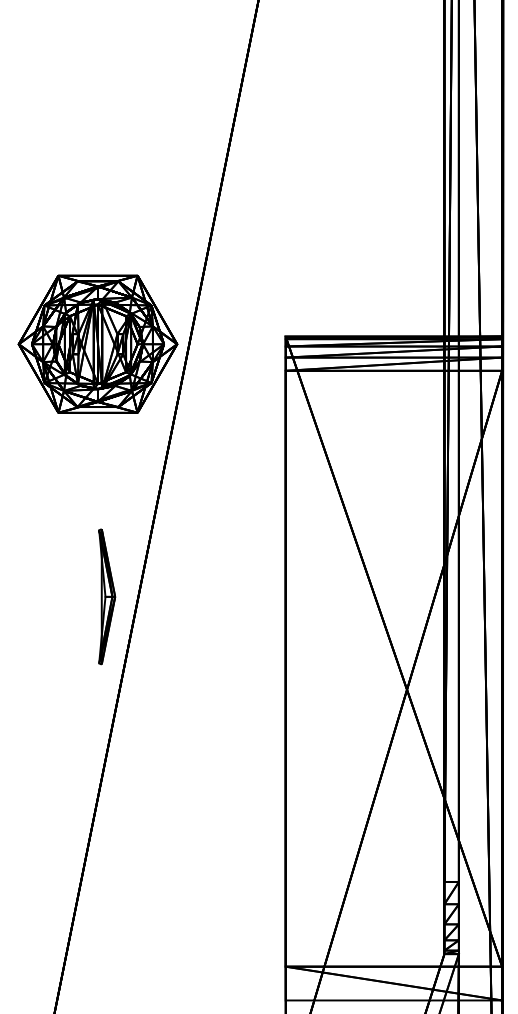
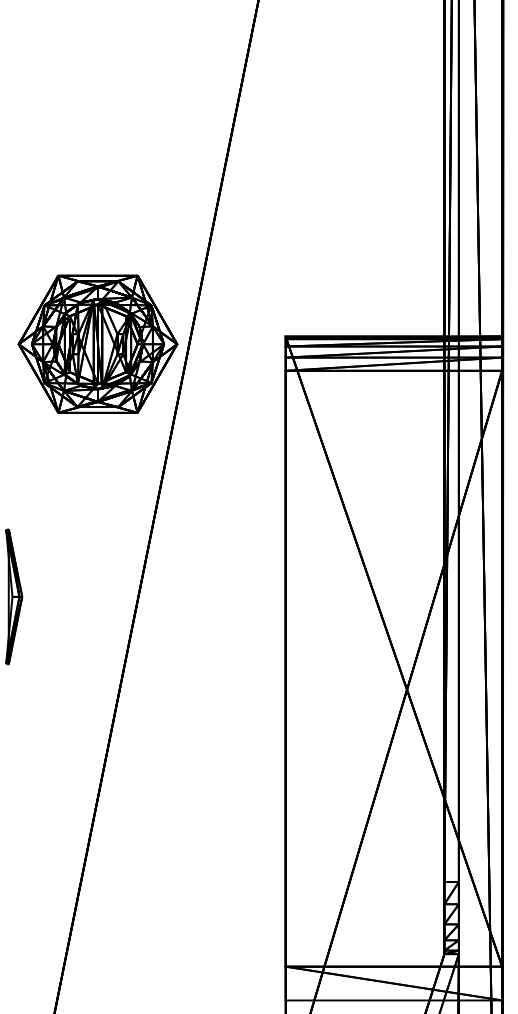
part position: (107, 596) -> (14, 596) (14, 596)
